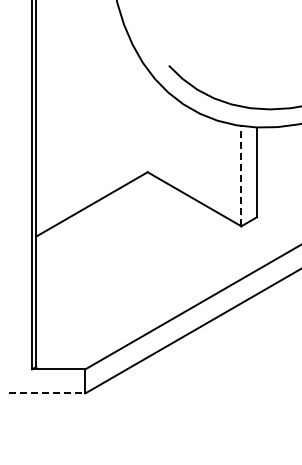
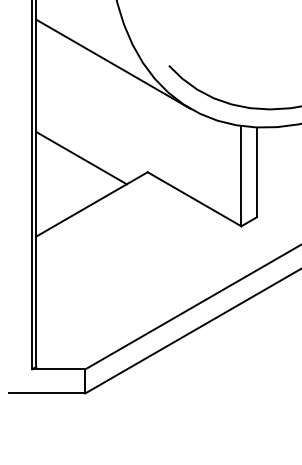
line: none -> present (113, 64)
line: none -> present (81, 158)
line: dashed -> solid (241, 175)
line: dashed -> solid (47, 393)
